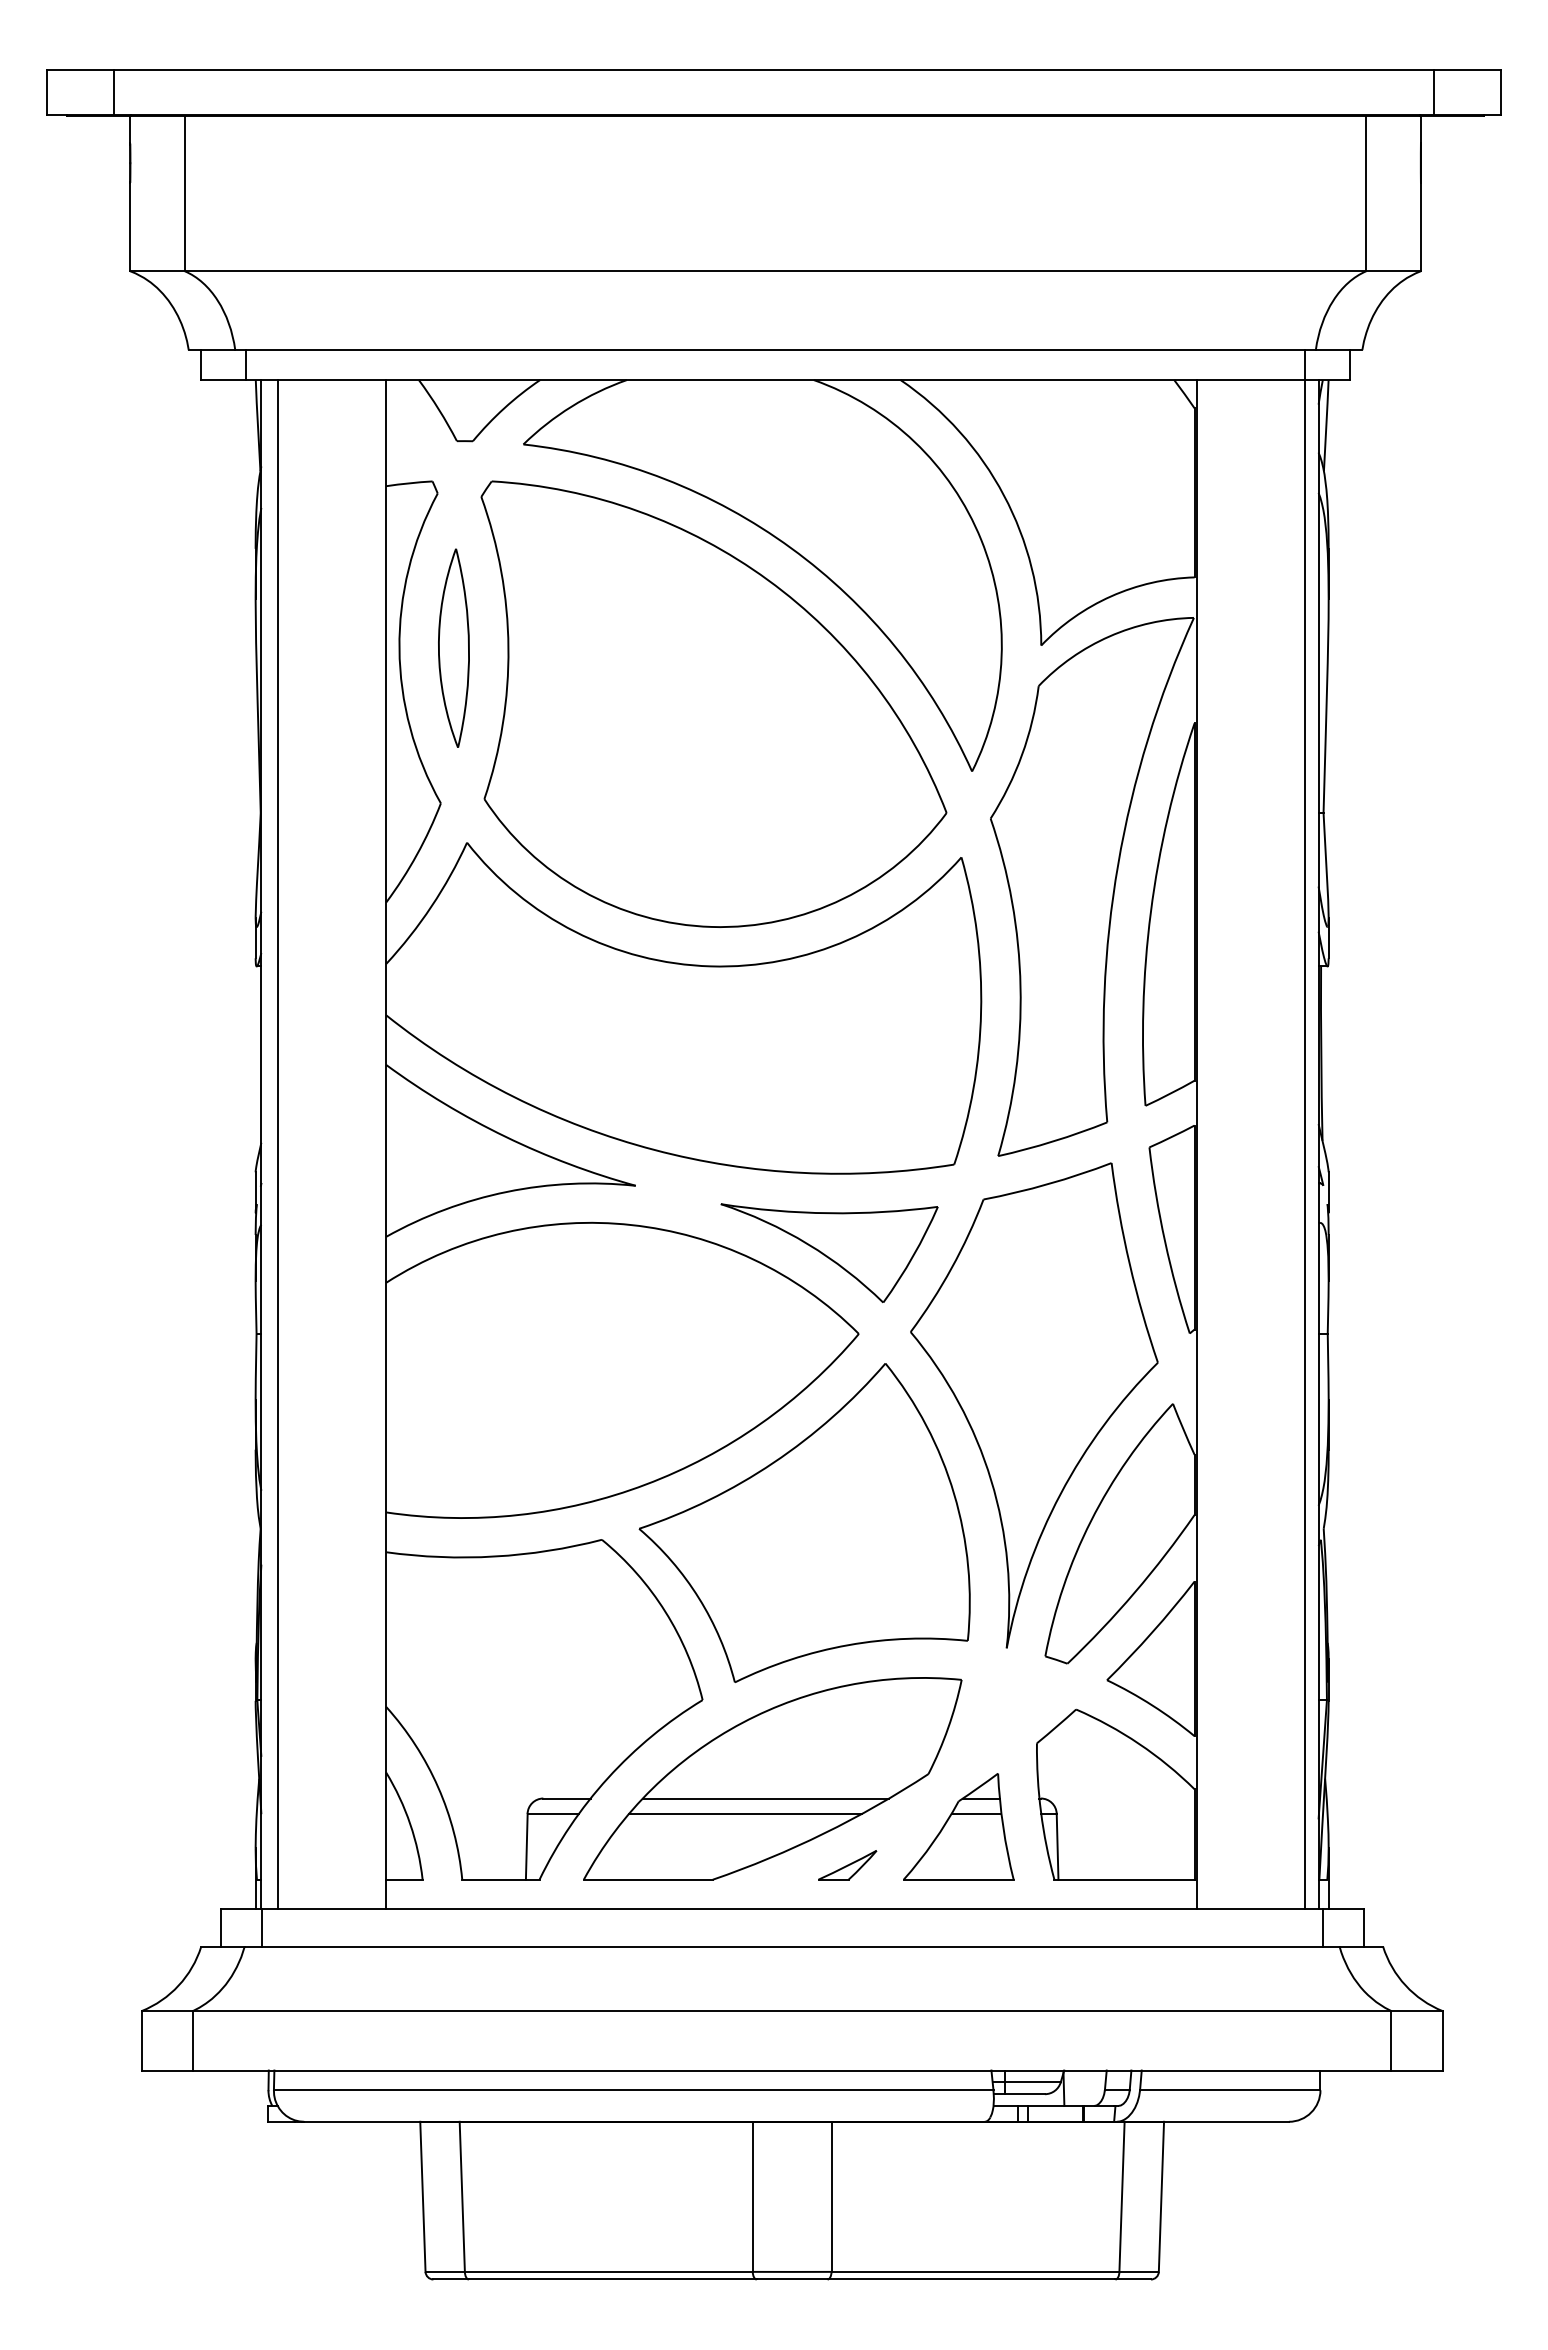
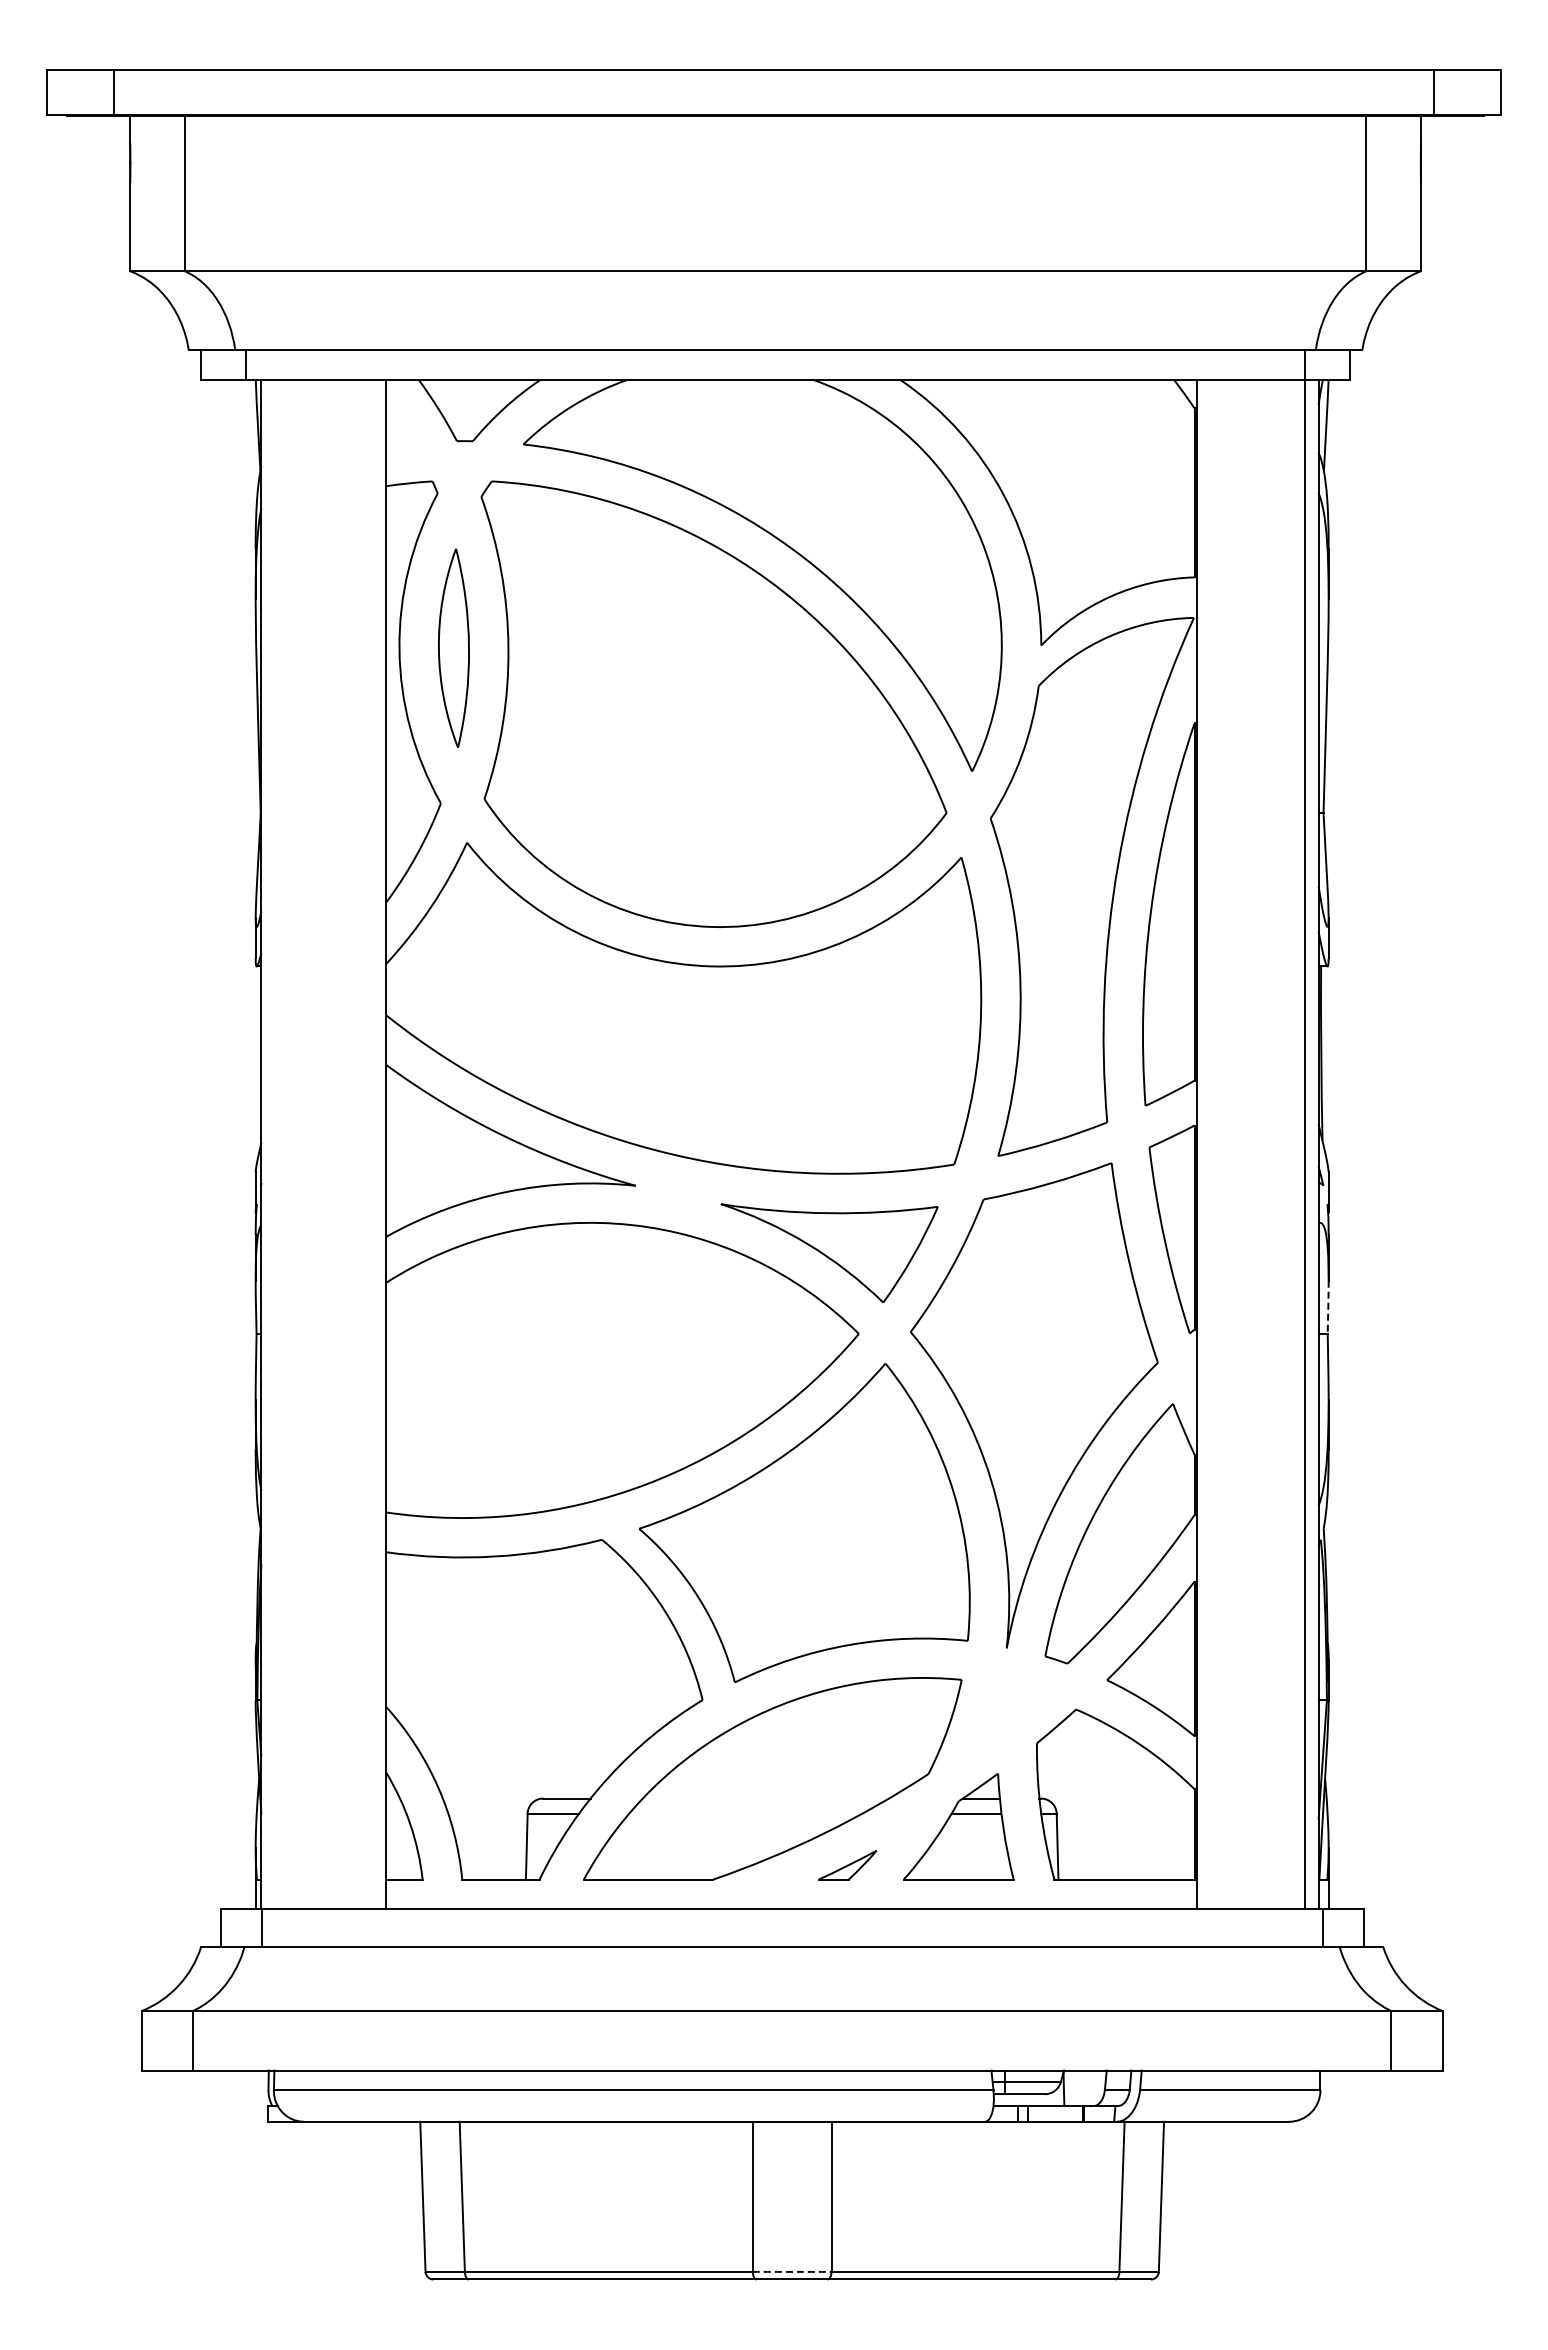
line: present -> none (278, 1144)
line: solid -> dashed (1328, 1306)
line: present -> none (765, 1798)
line: present -> none (744, 1813)
arc: solid -> dashed (792, 2271)
